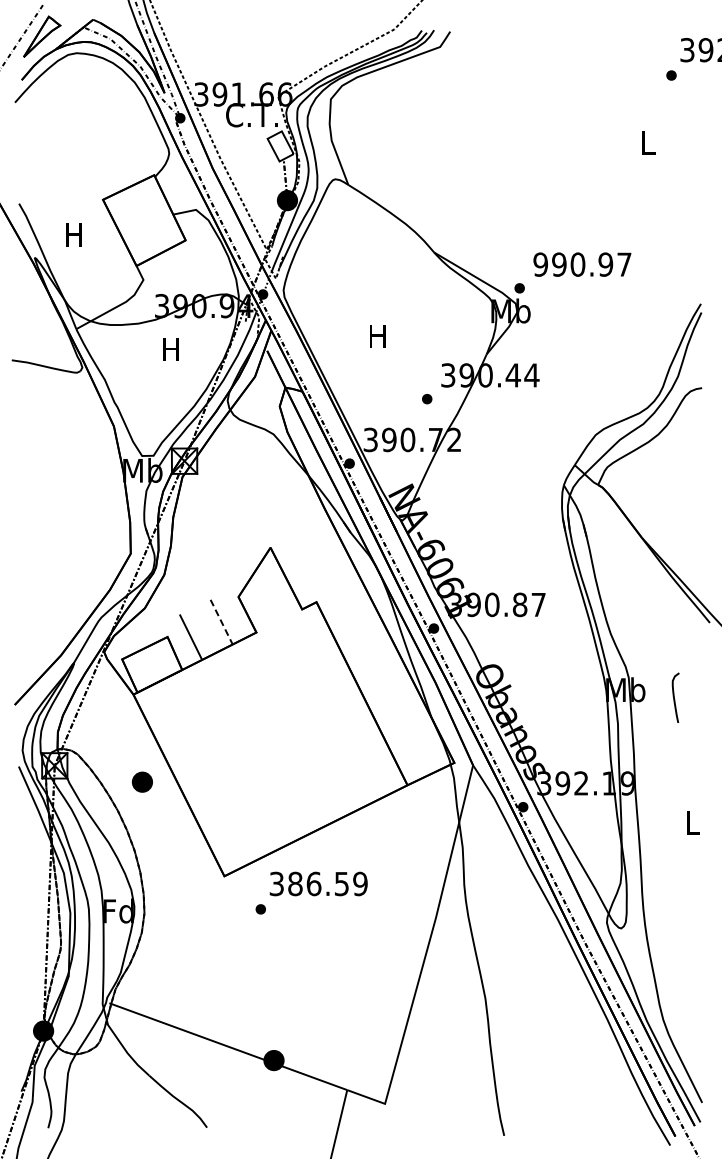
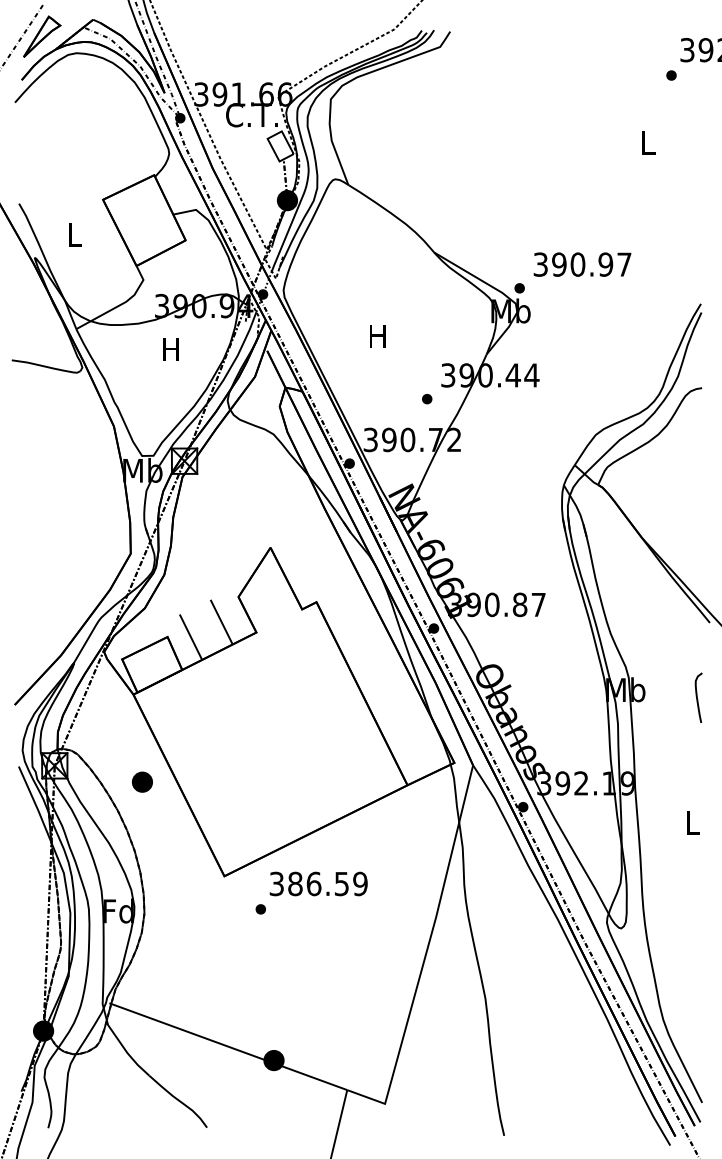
text: H -> L (73, 234)
text: 990.97 -> 390.97 (540, 264)
line: dashed -> solid (221, 622)
curve position: (674, 697) -> (697, 697) (697, 697)
